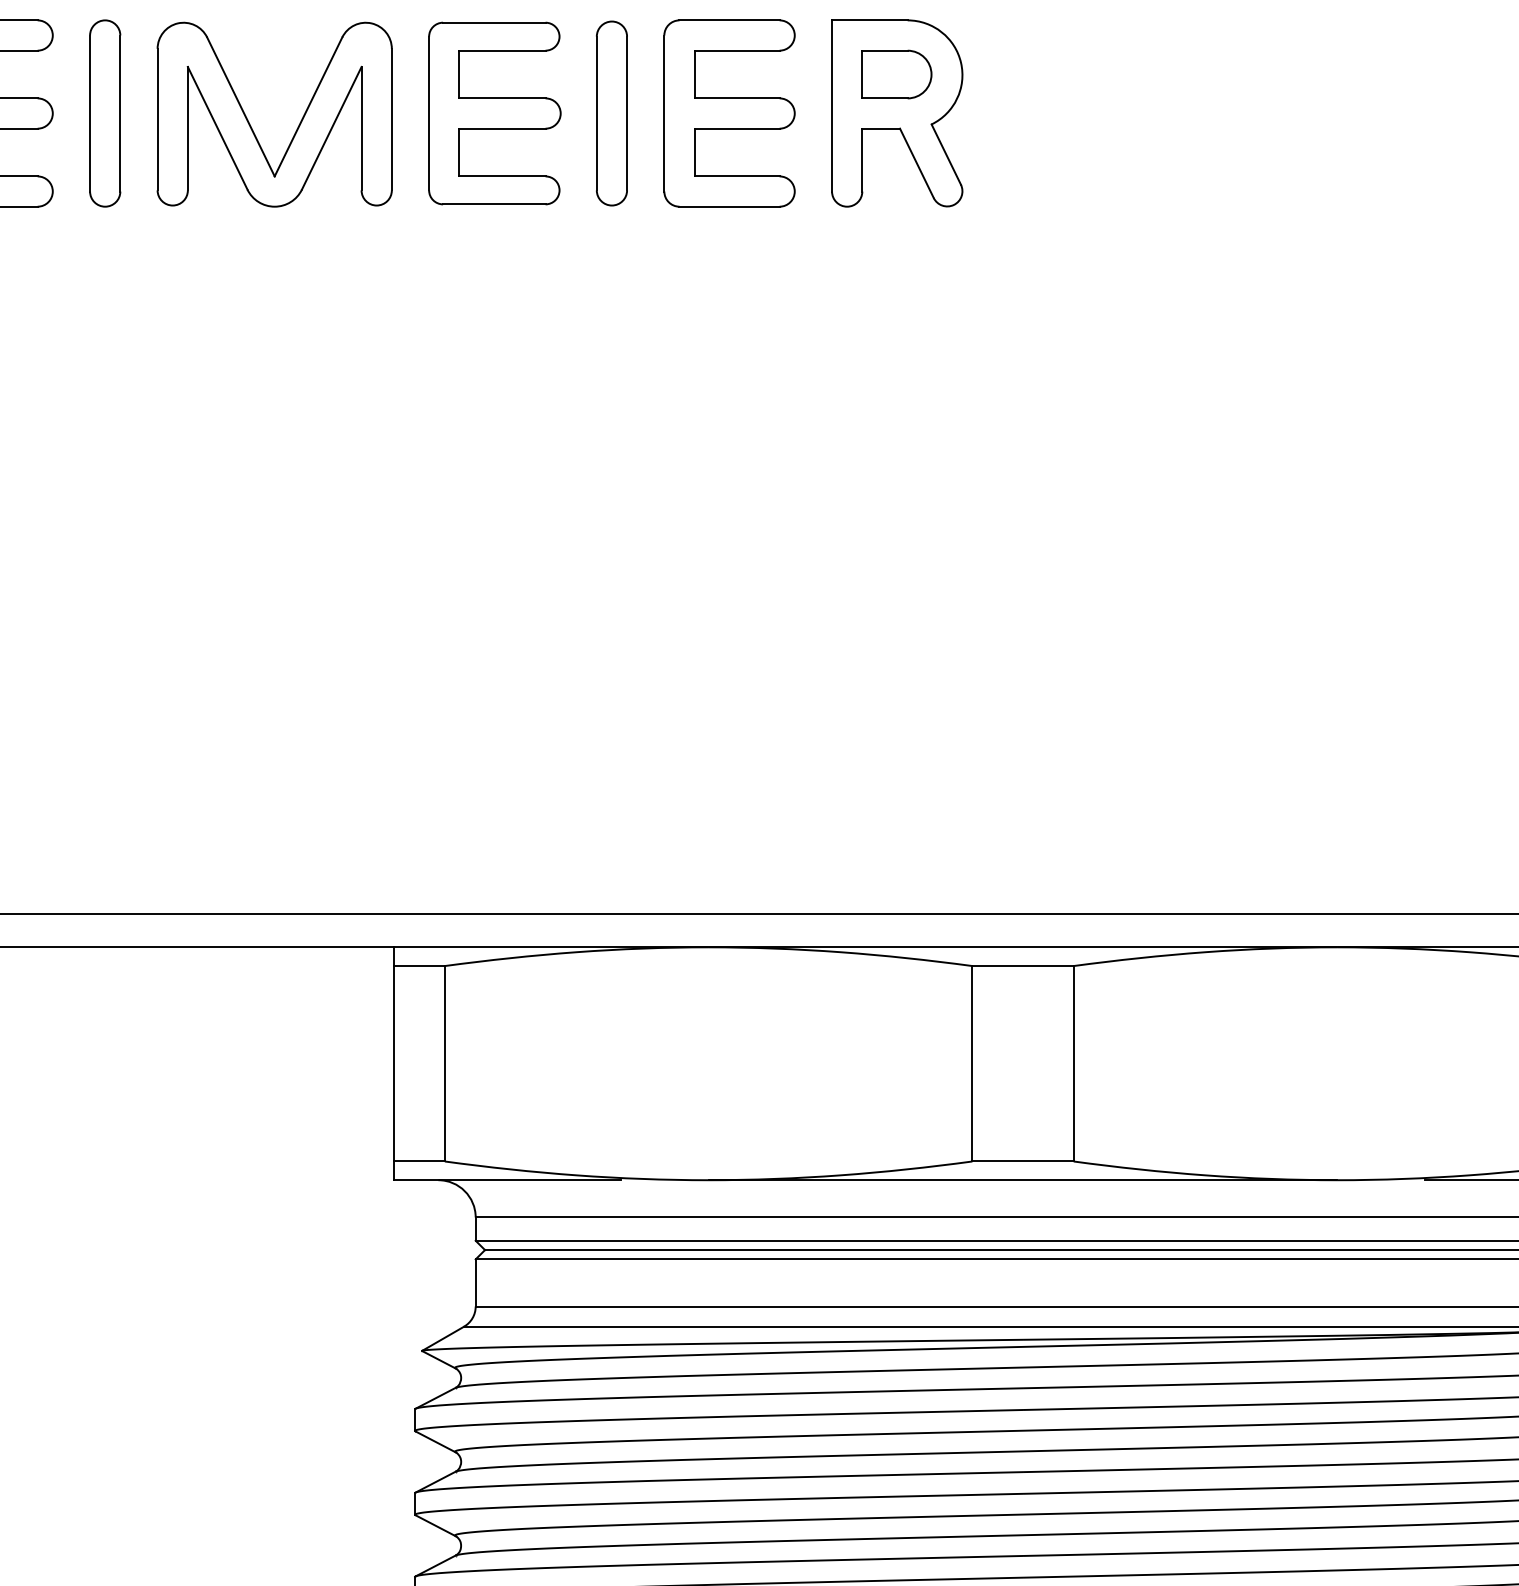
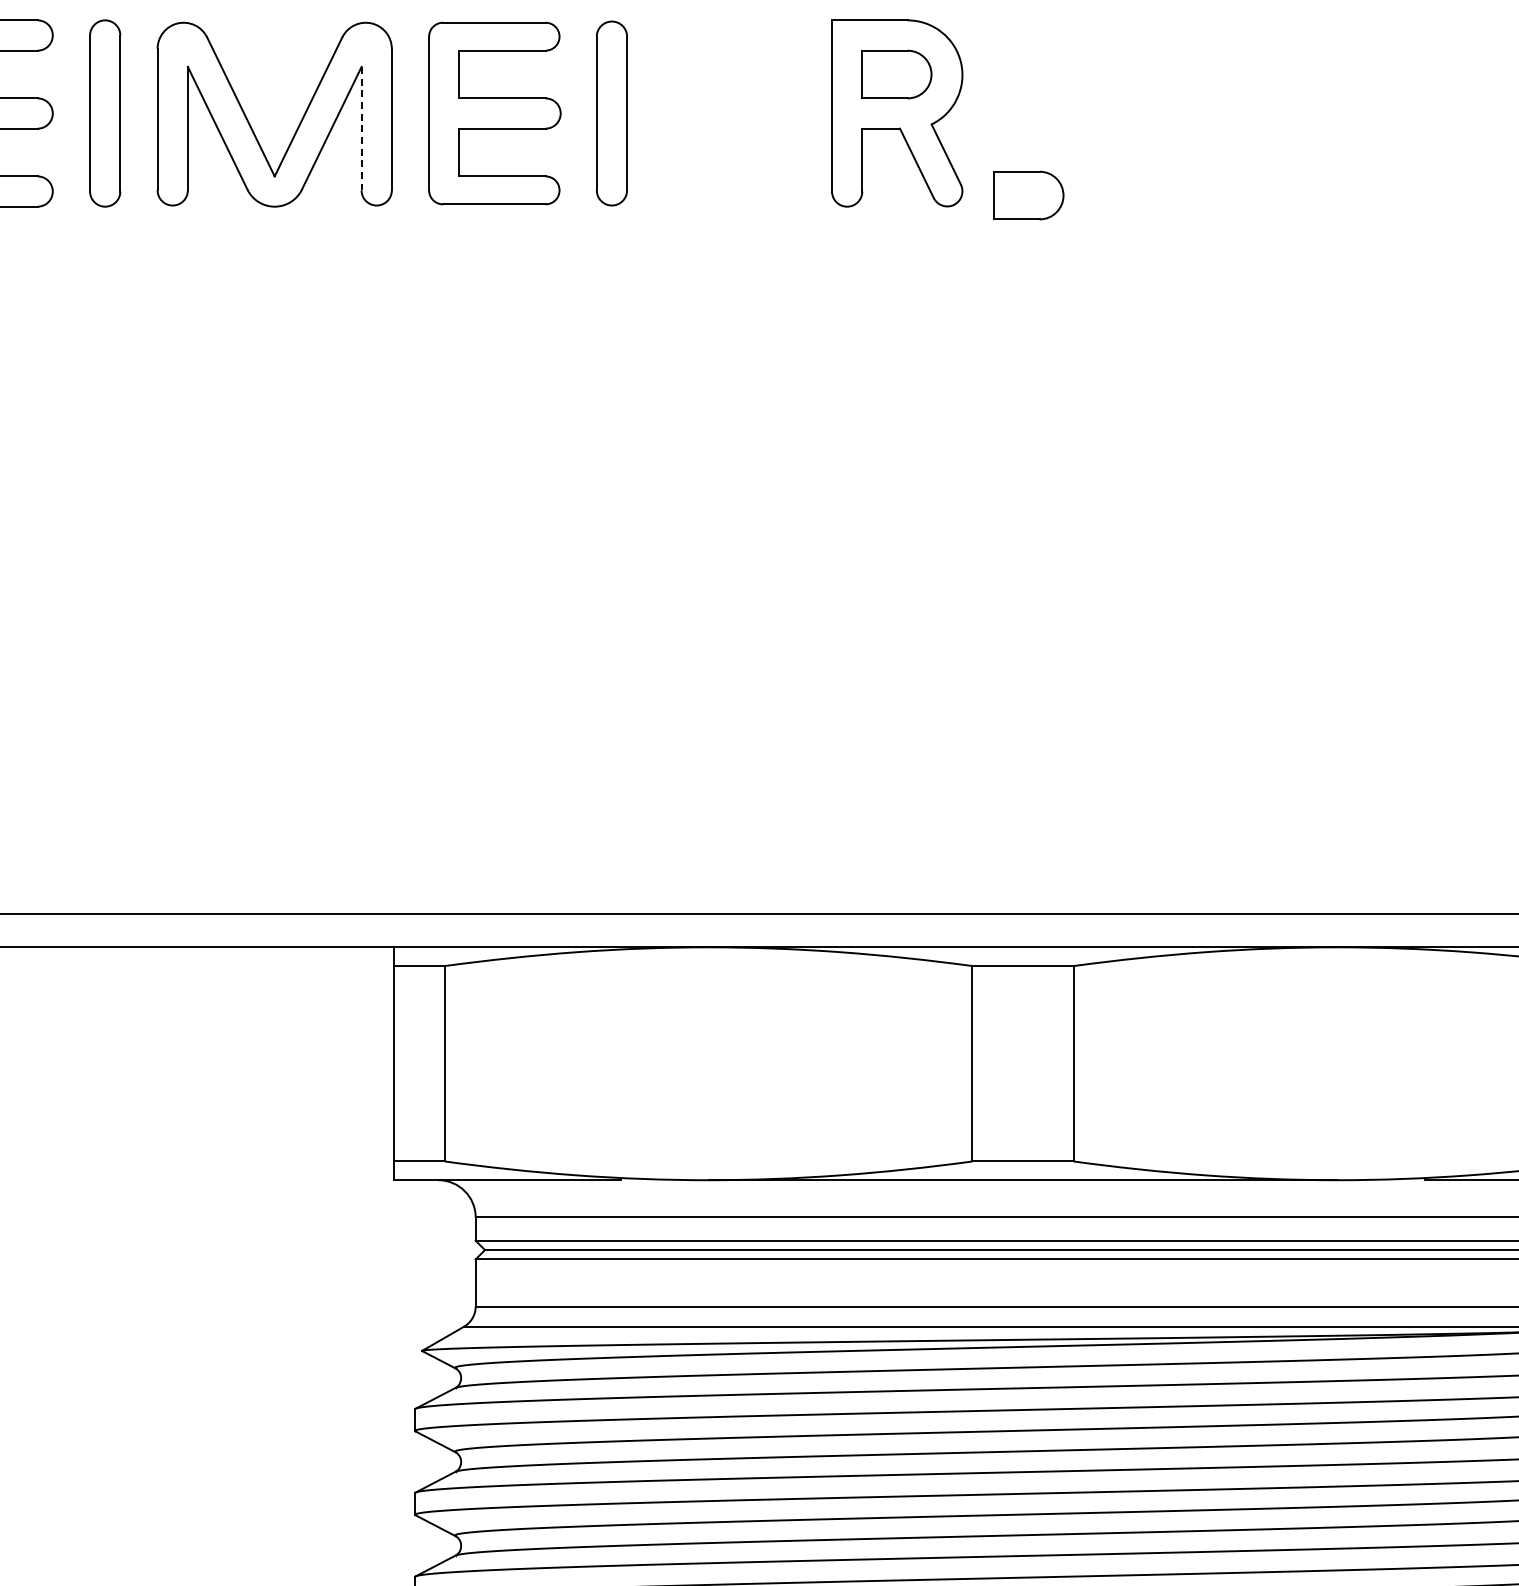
part: present -> none (729, 113)
line: solid -> dashed (361, 128)
part: none -> present (1028, 195)
